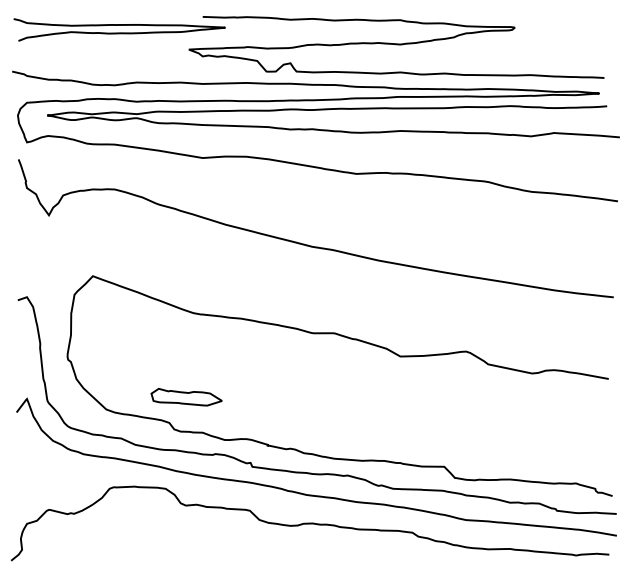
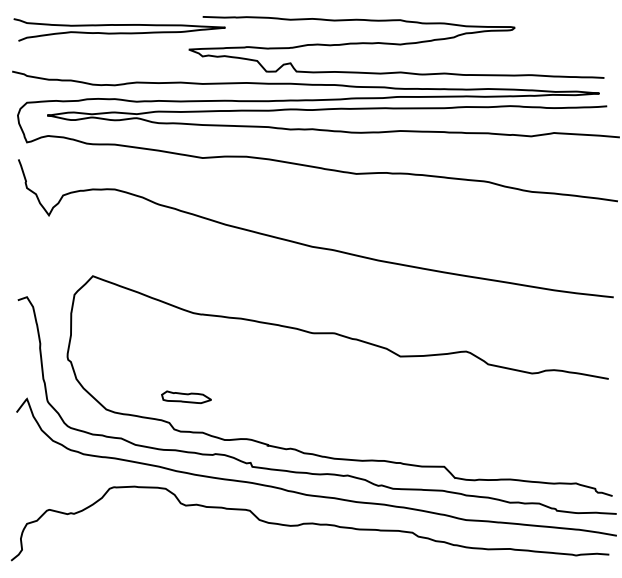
part size: 73x19 px -> 51x14 px (186, 396)
